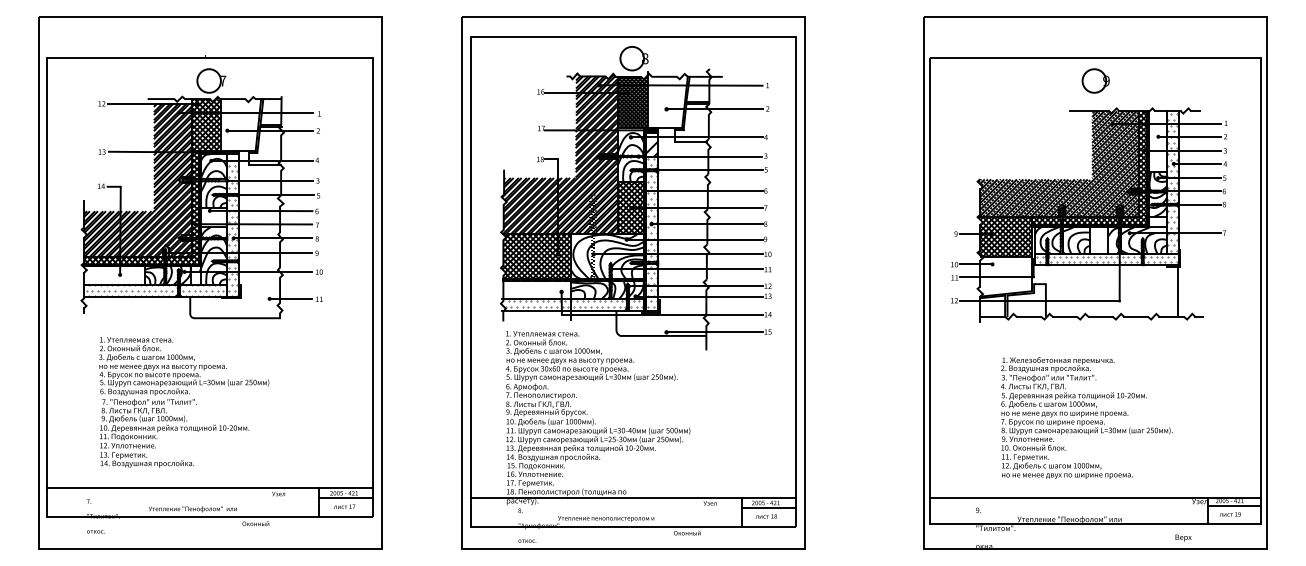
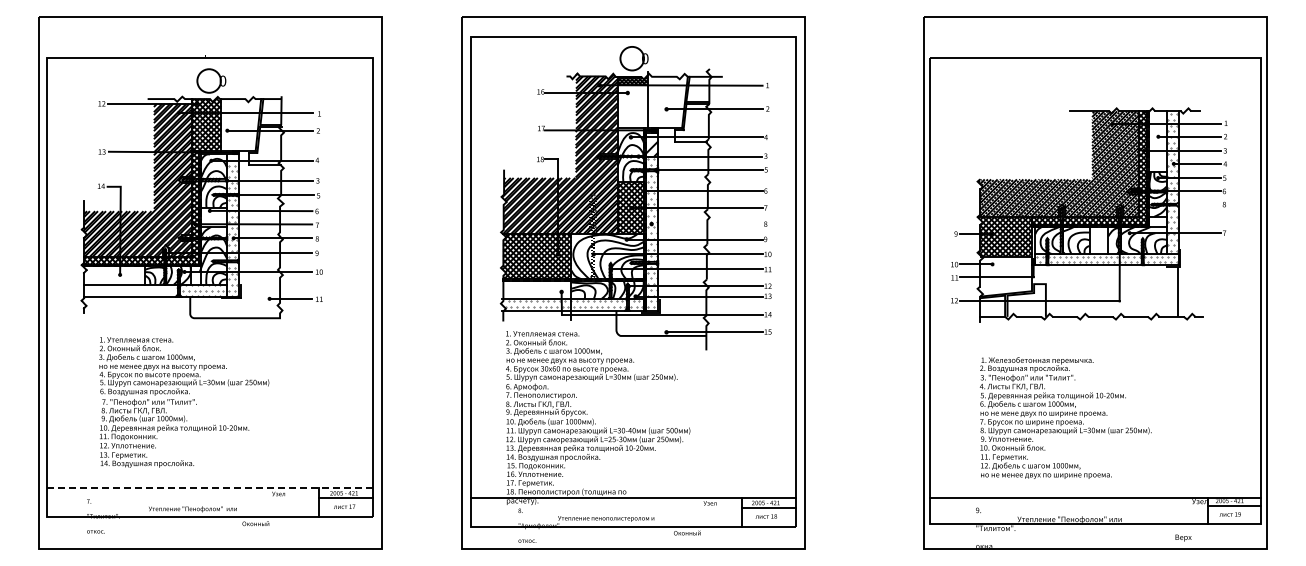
text: 8 -> 0 (645, 58)
text: 7 -> 0 (222, 80)
part: present -> none (1095, 80)
hatch: present -> none (632, 106)
line: present -> none (1198, 204)
line: present -> none (706, 224)
hatch: present -> none (131, 290)
text position: (1086, 417) -> (1065, 417) (1065, 417)
line: solid -> dashed (210, 488)
